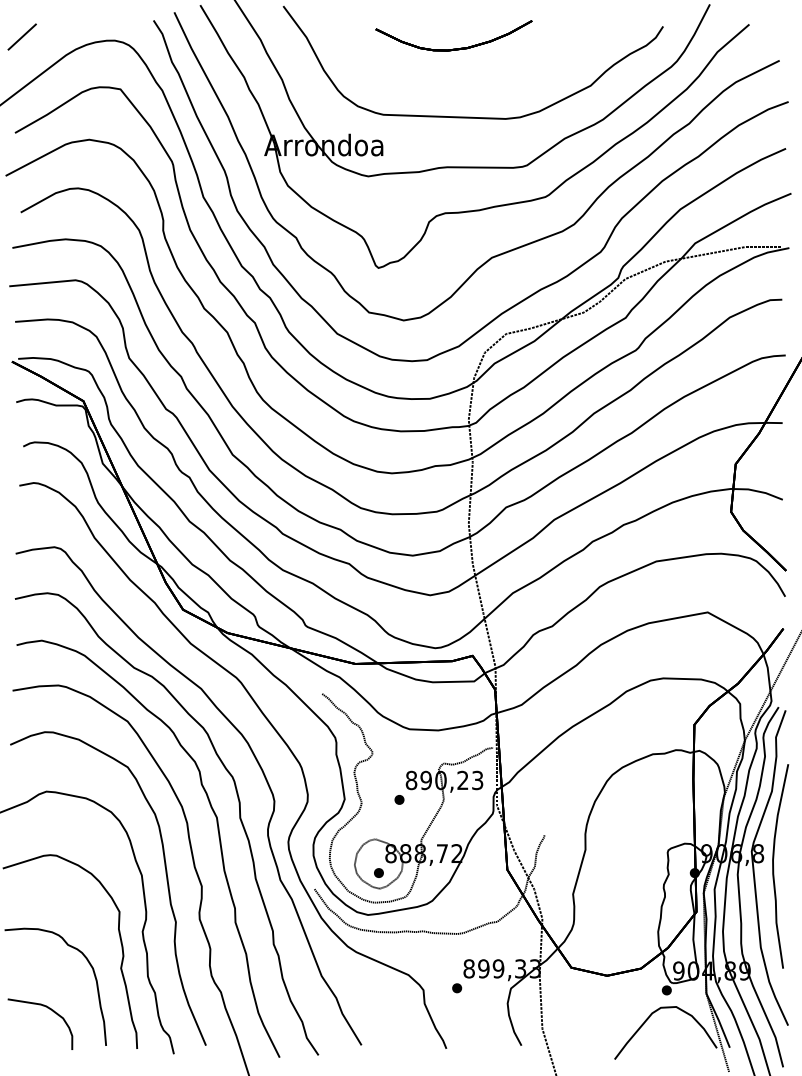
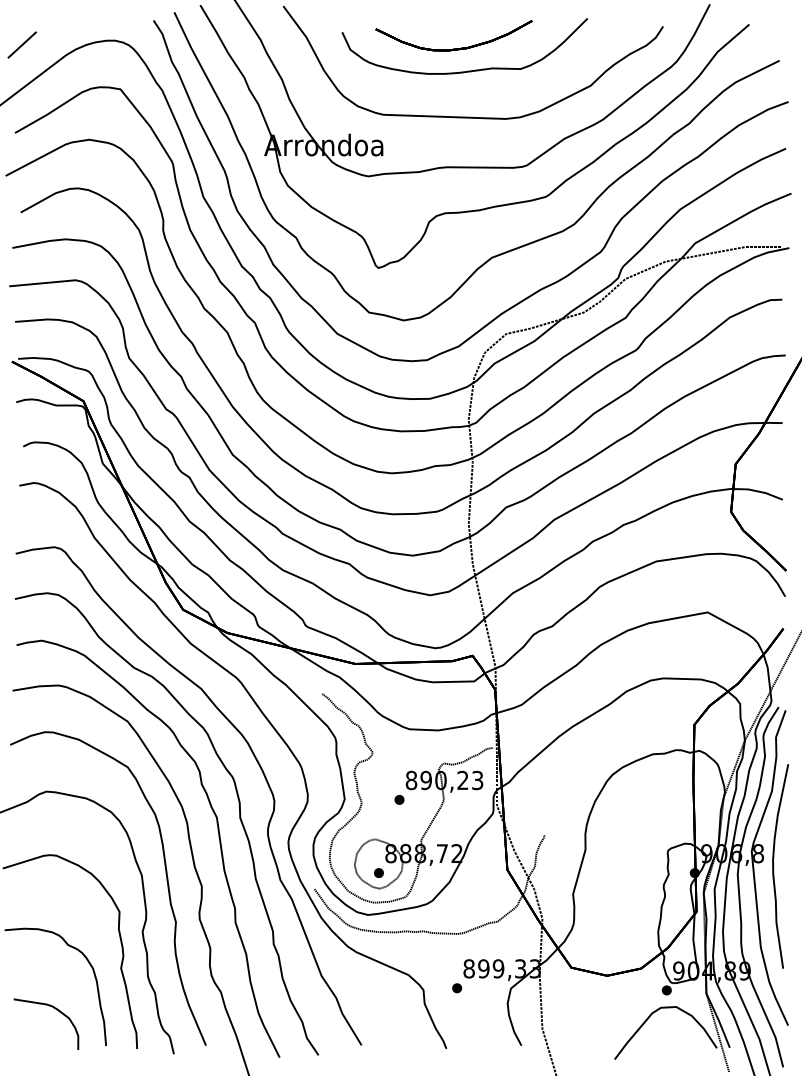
line position: (21, 36) -> (21, 44) (21, 44)
part: none -> present (467, 70)
curve position: (50, 1010) -> (56, 1010) (56, 1010)
